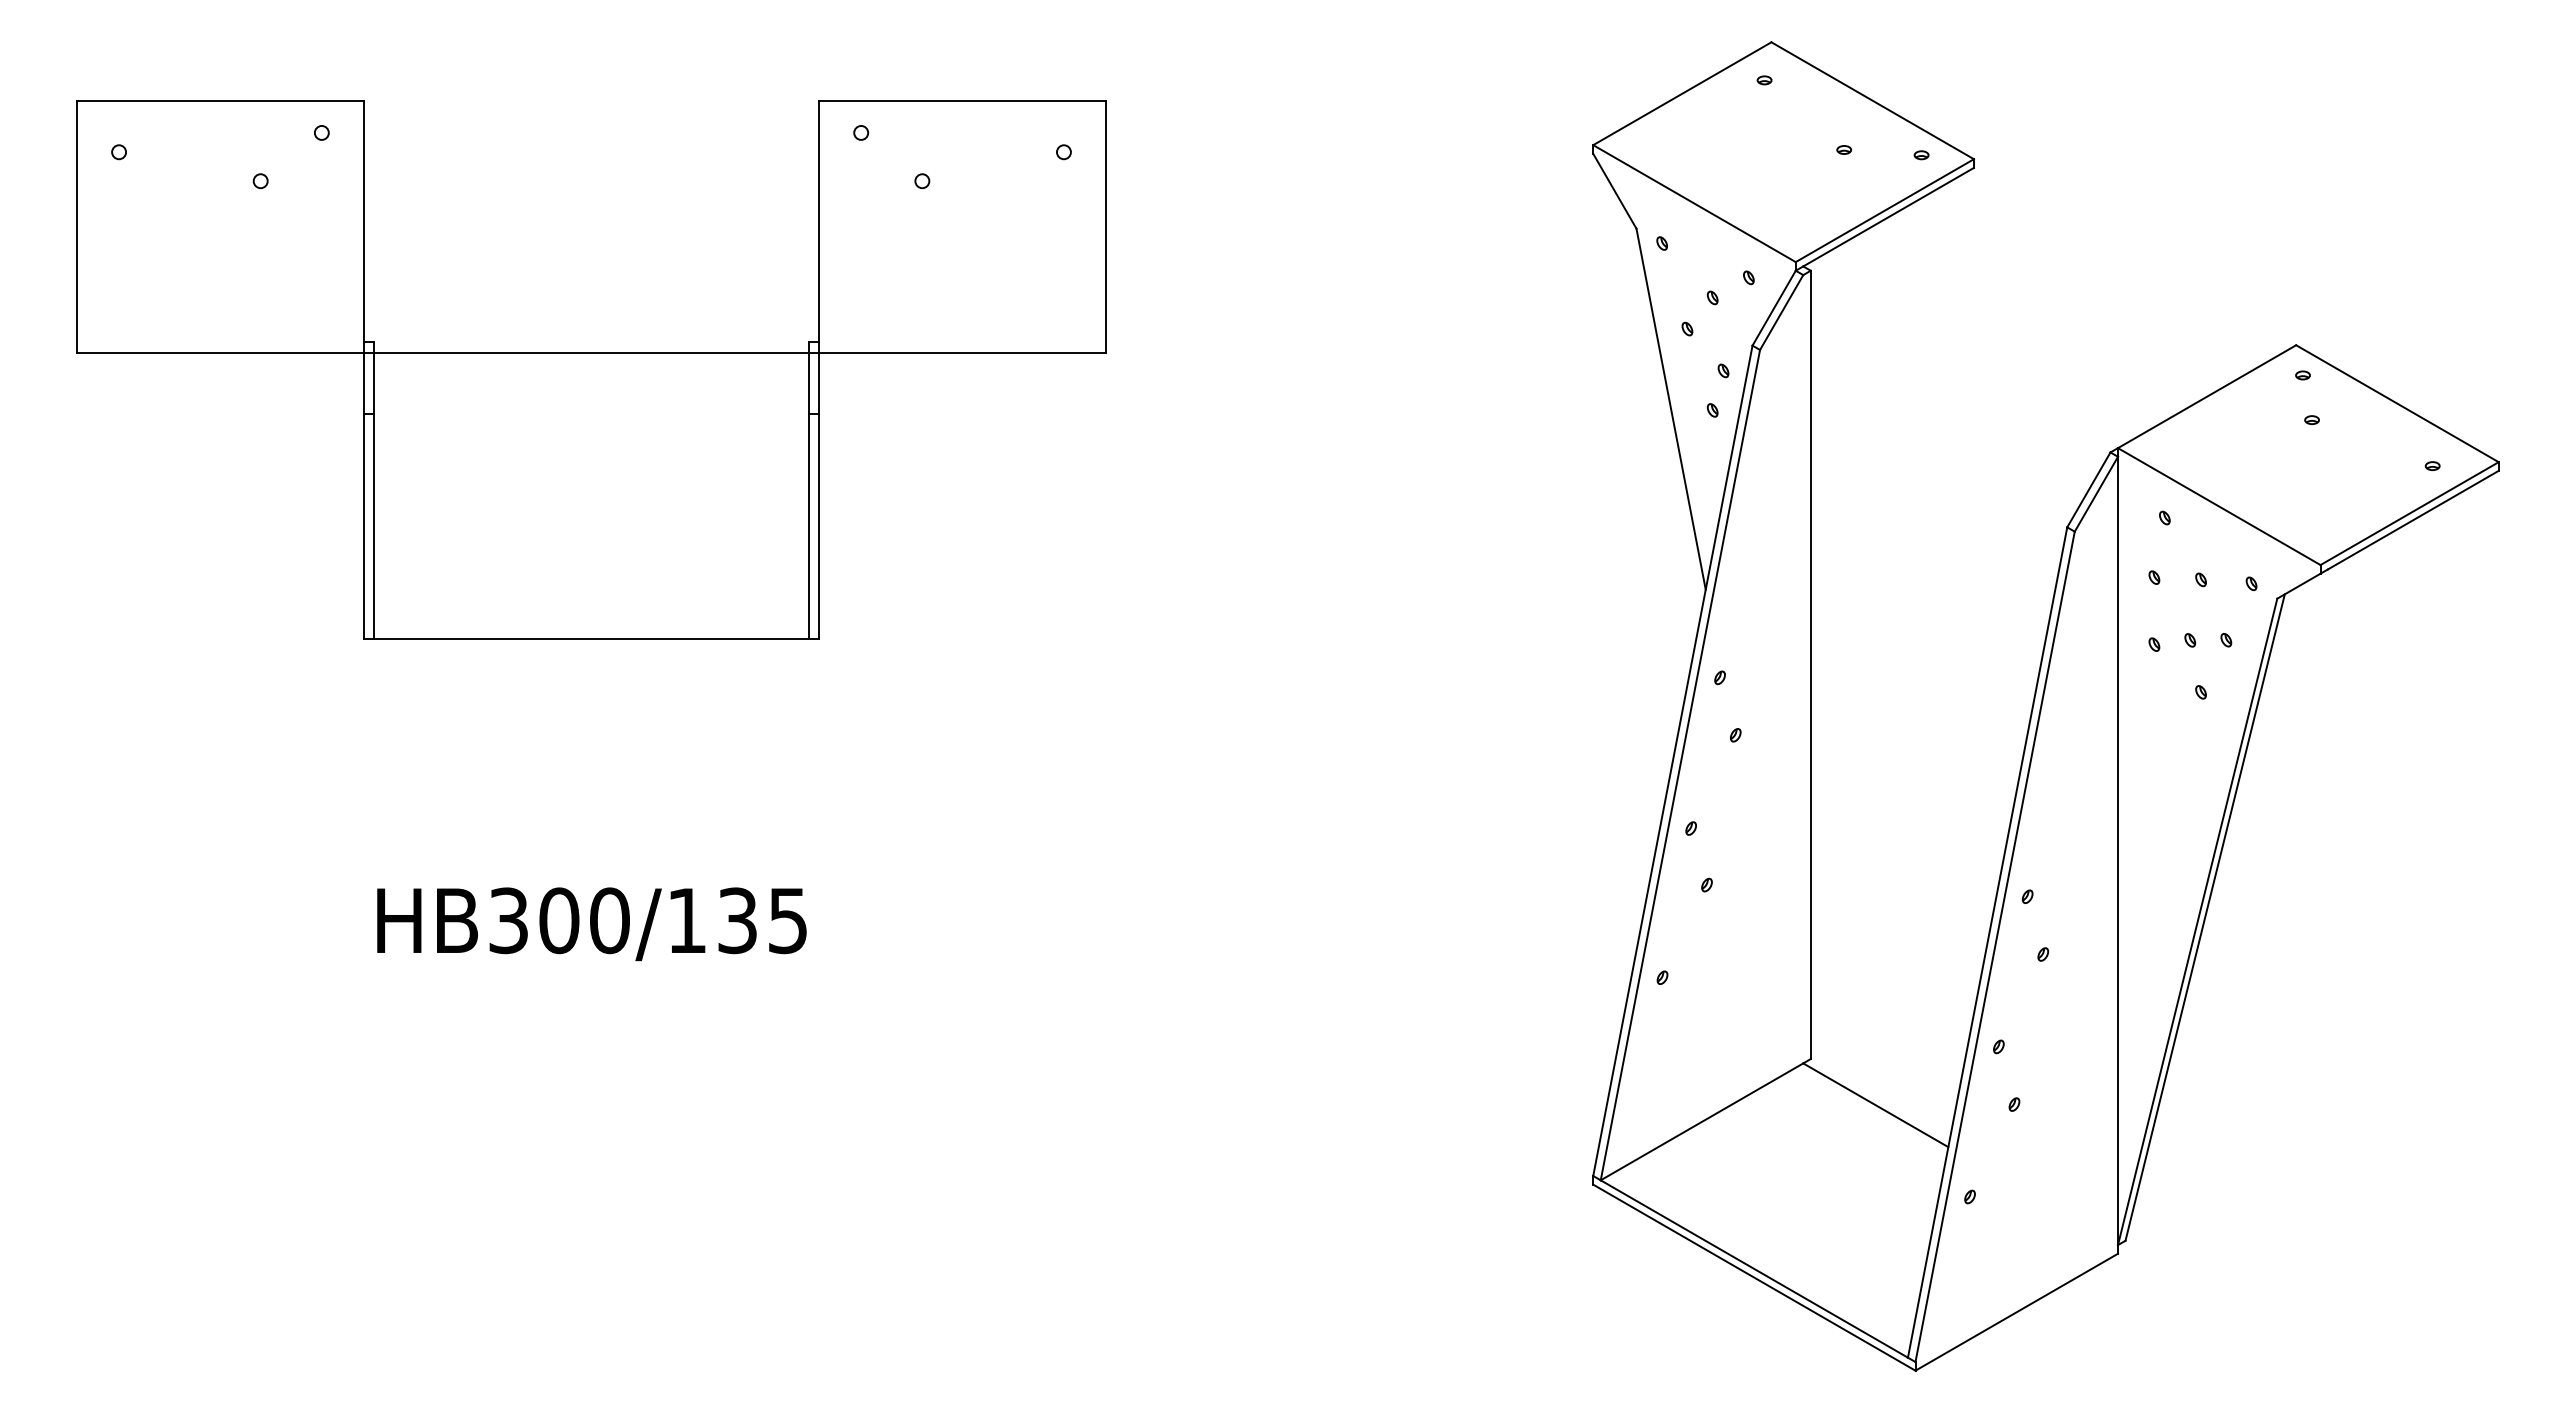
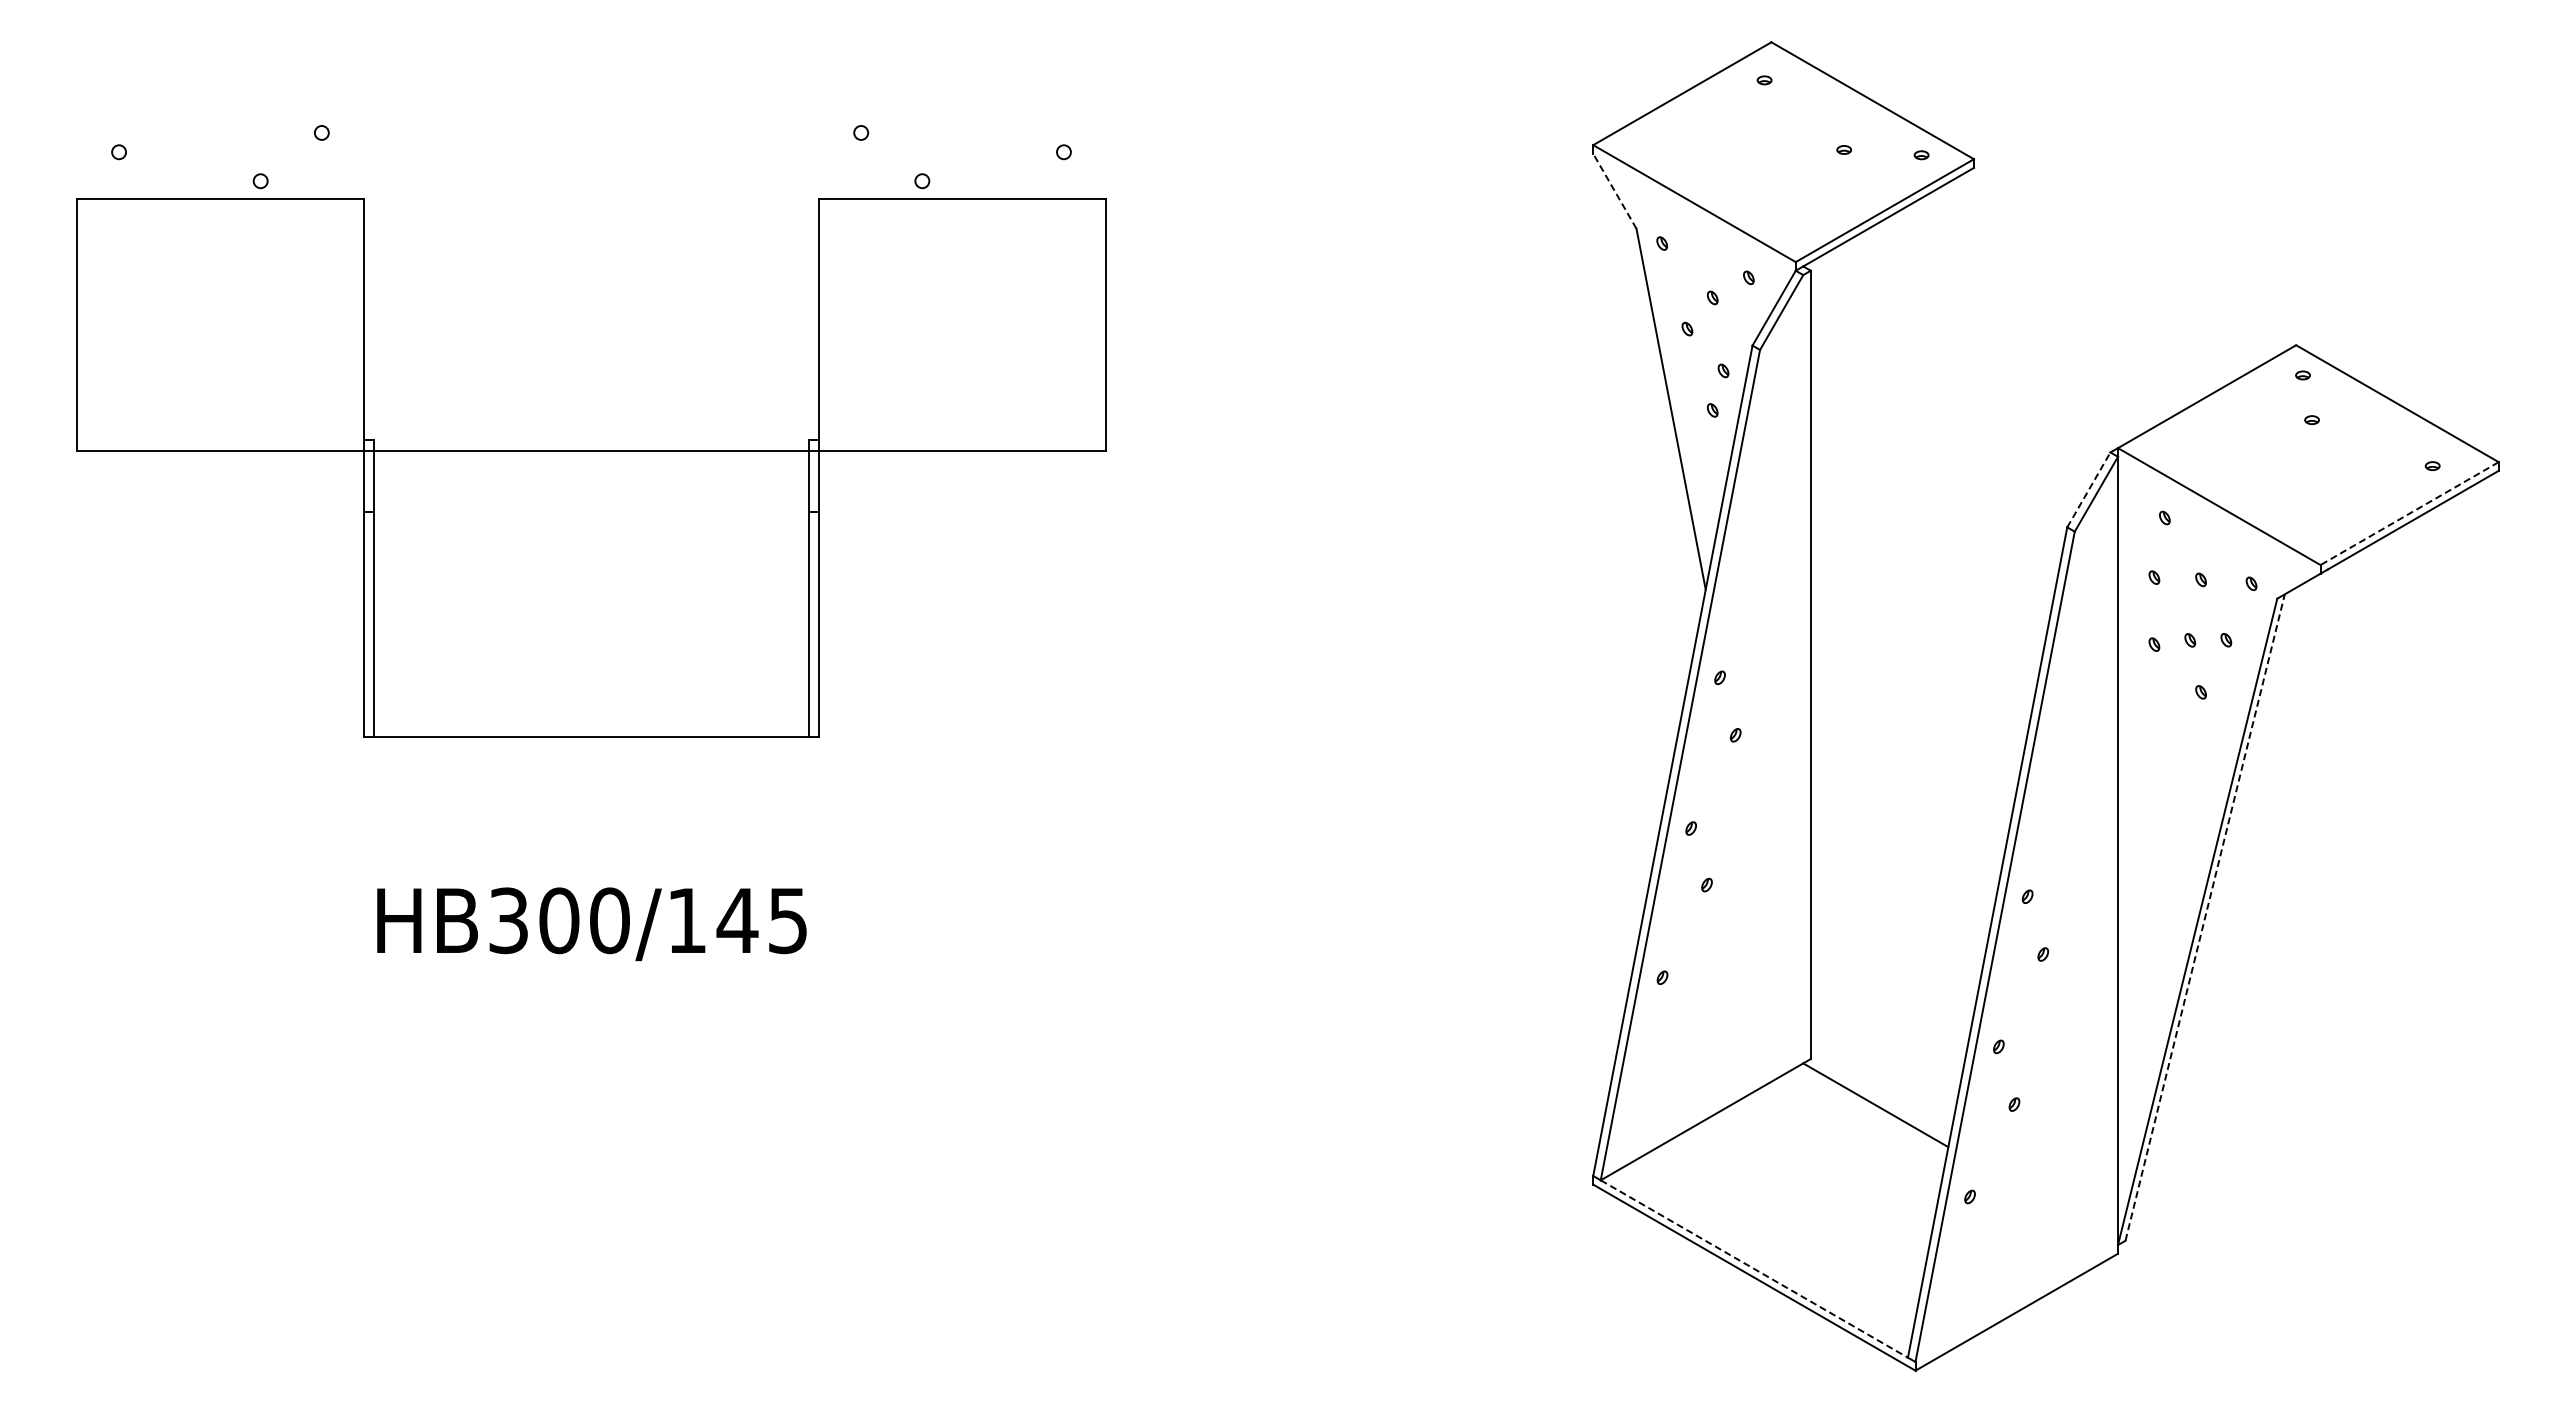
line: solid -> dashed (1614, 190)
part position: (591, 369) -> (591, 467) (591, 467)
line: solid -> dashed (2089, 489)
line: solid -> dashed (2409, 513)
line: solid -> dashed (2205, 917)
text: HB300/135 -> HB300/145 (737, 920)
line: solid -> dashed (1754, 1269)
